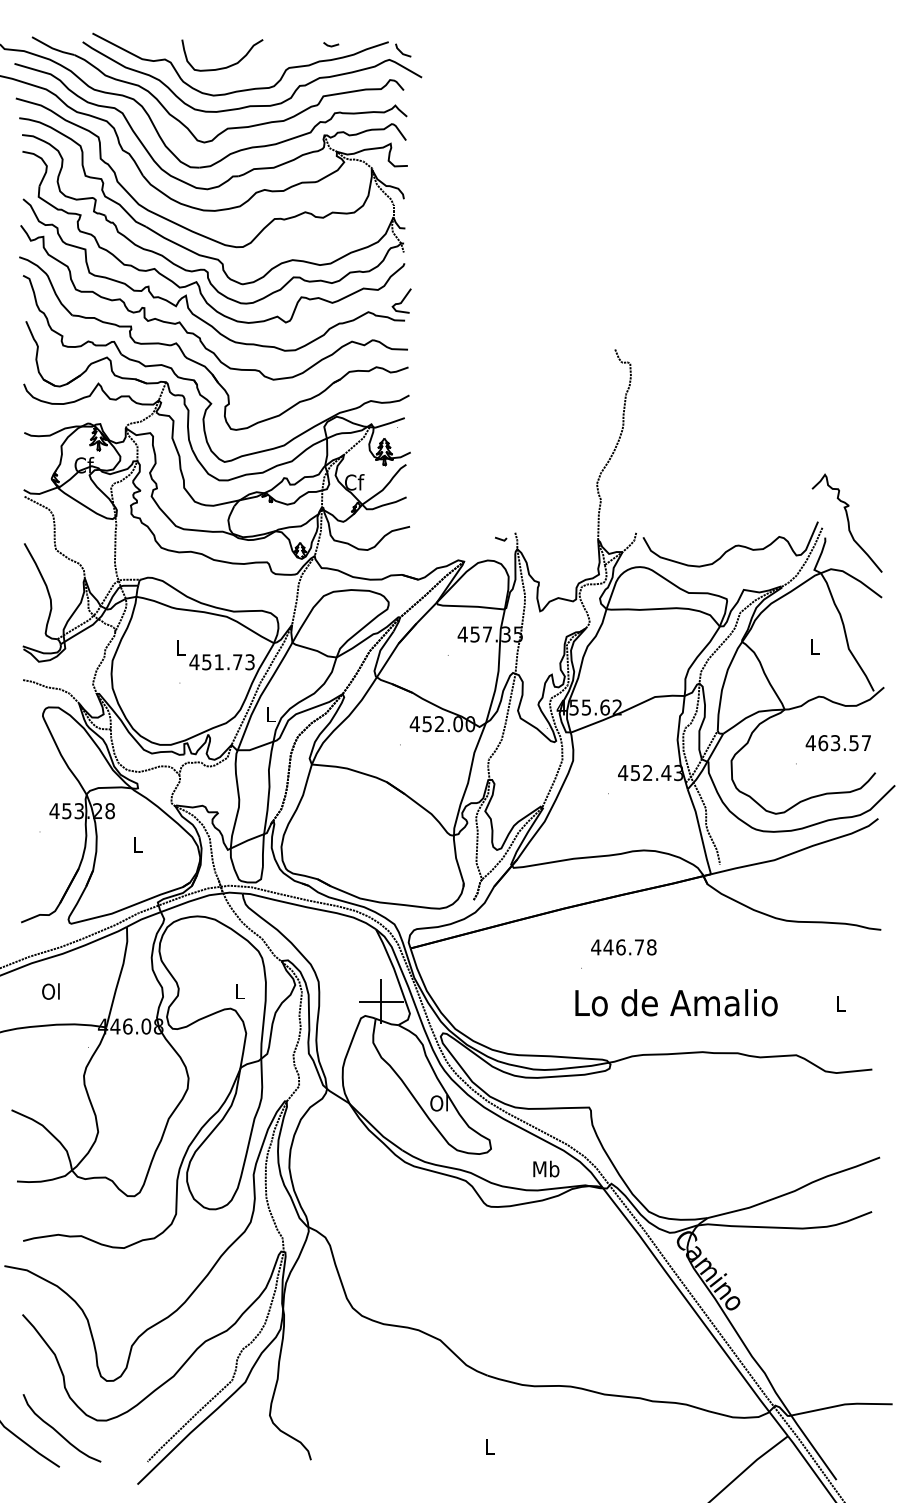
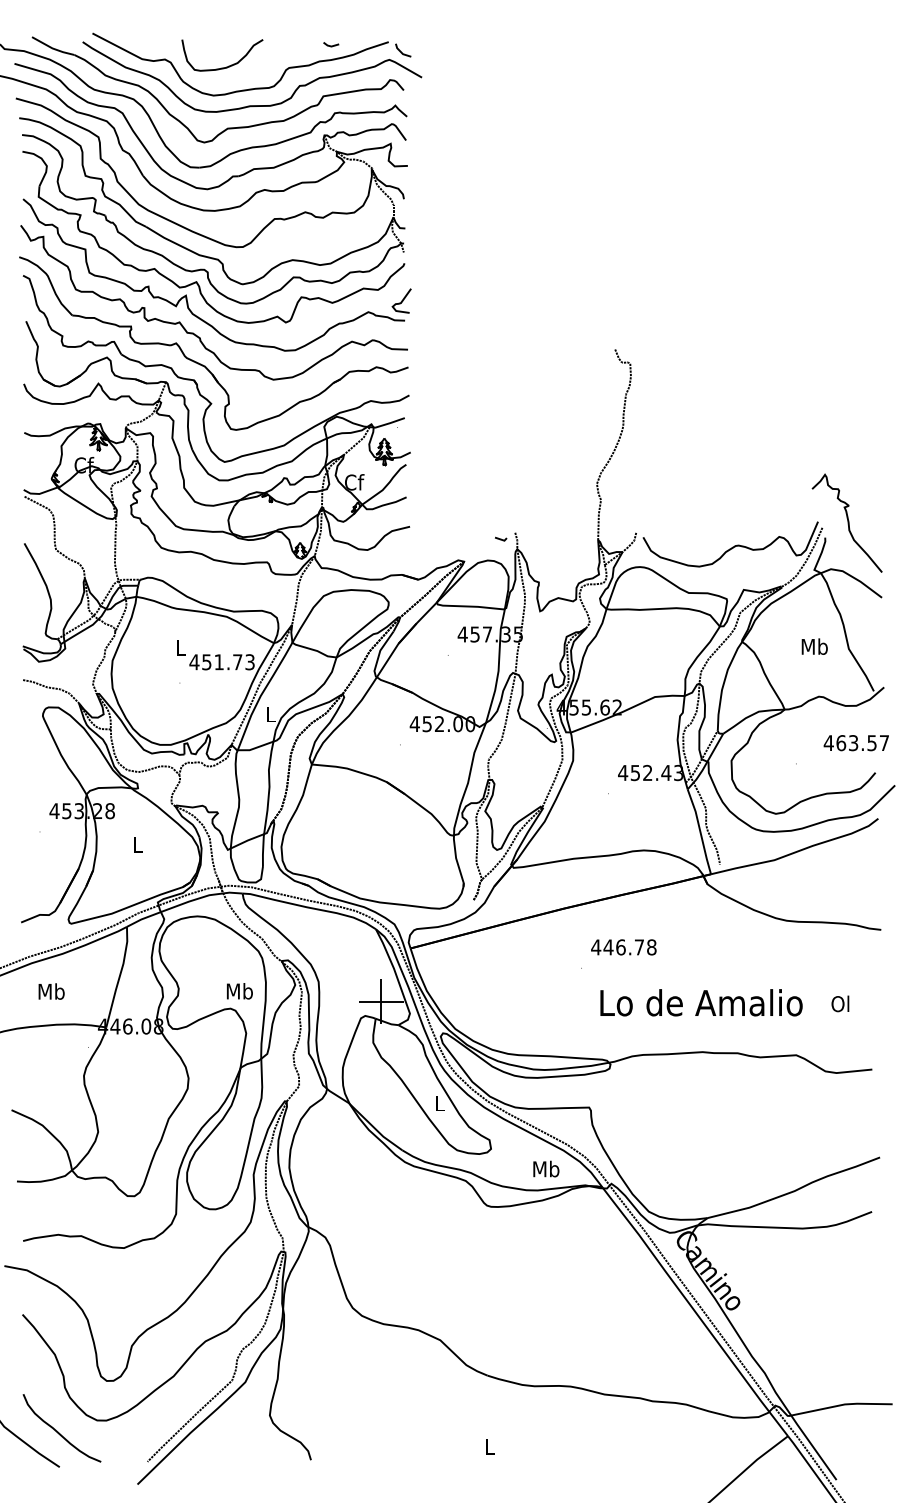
text: L -> Mb (814, 646)
text position: (837, 743) -> (855, 743) (855, 743)
text: Ol -> Mb (51, 991)
text: L -> Mb (239, 991)
text position: (676, 1002) -> (701, 1002) (701, 1002)
text: L -> Ol (840, 1003)
text: Ol -> L (438, 1103)
